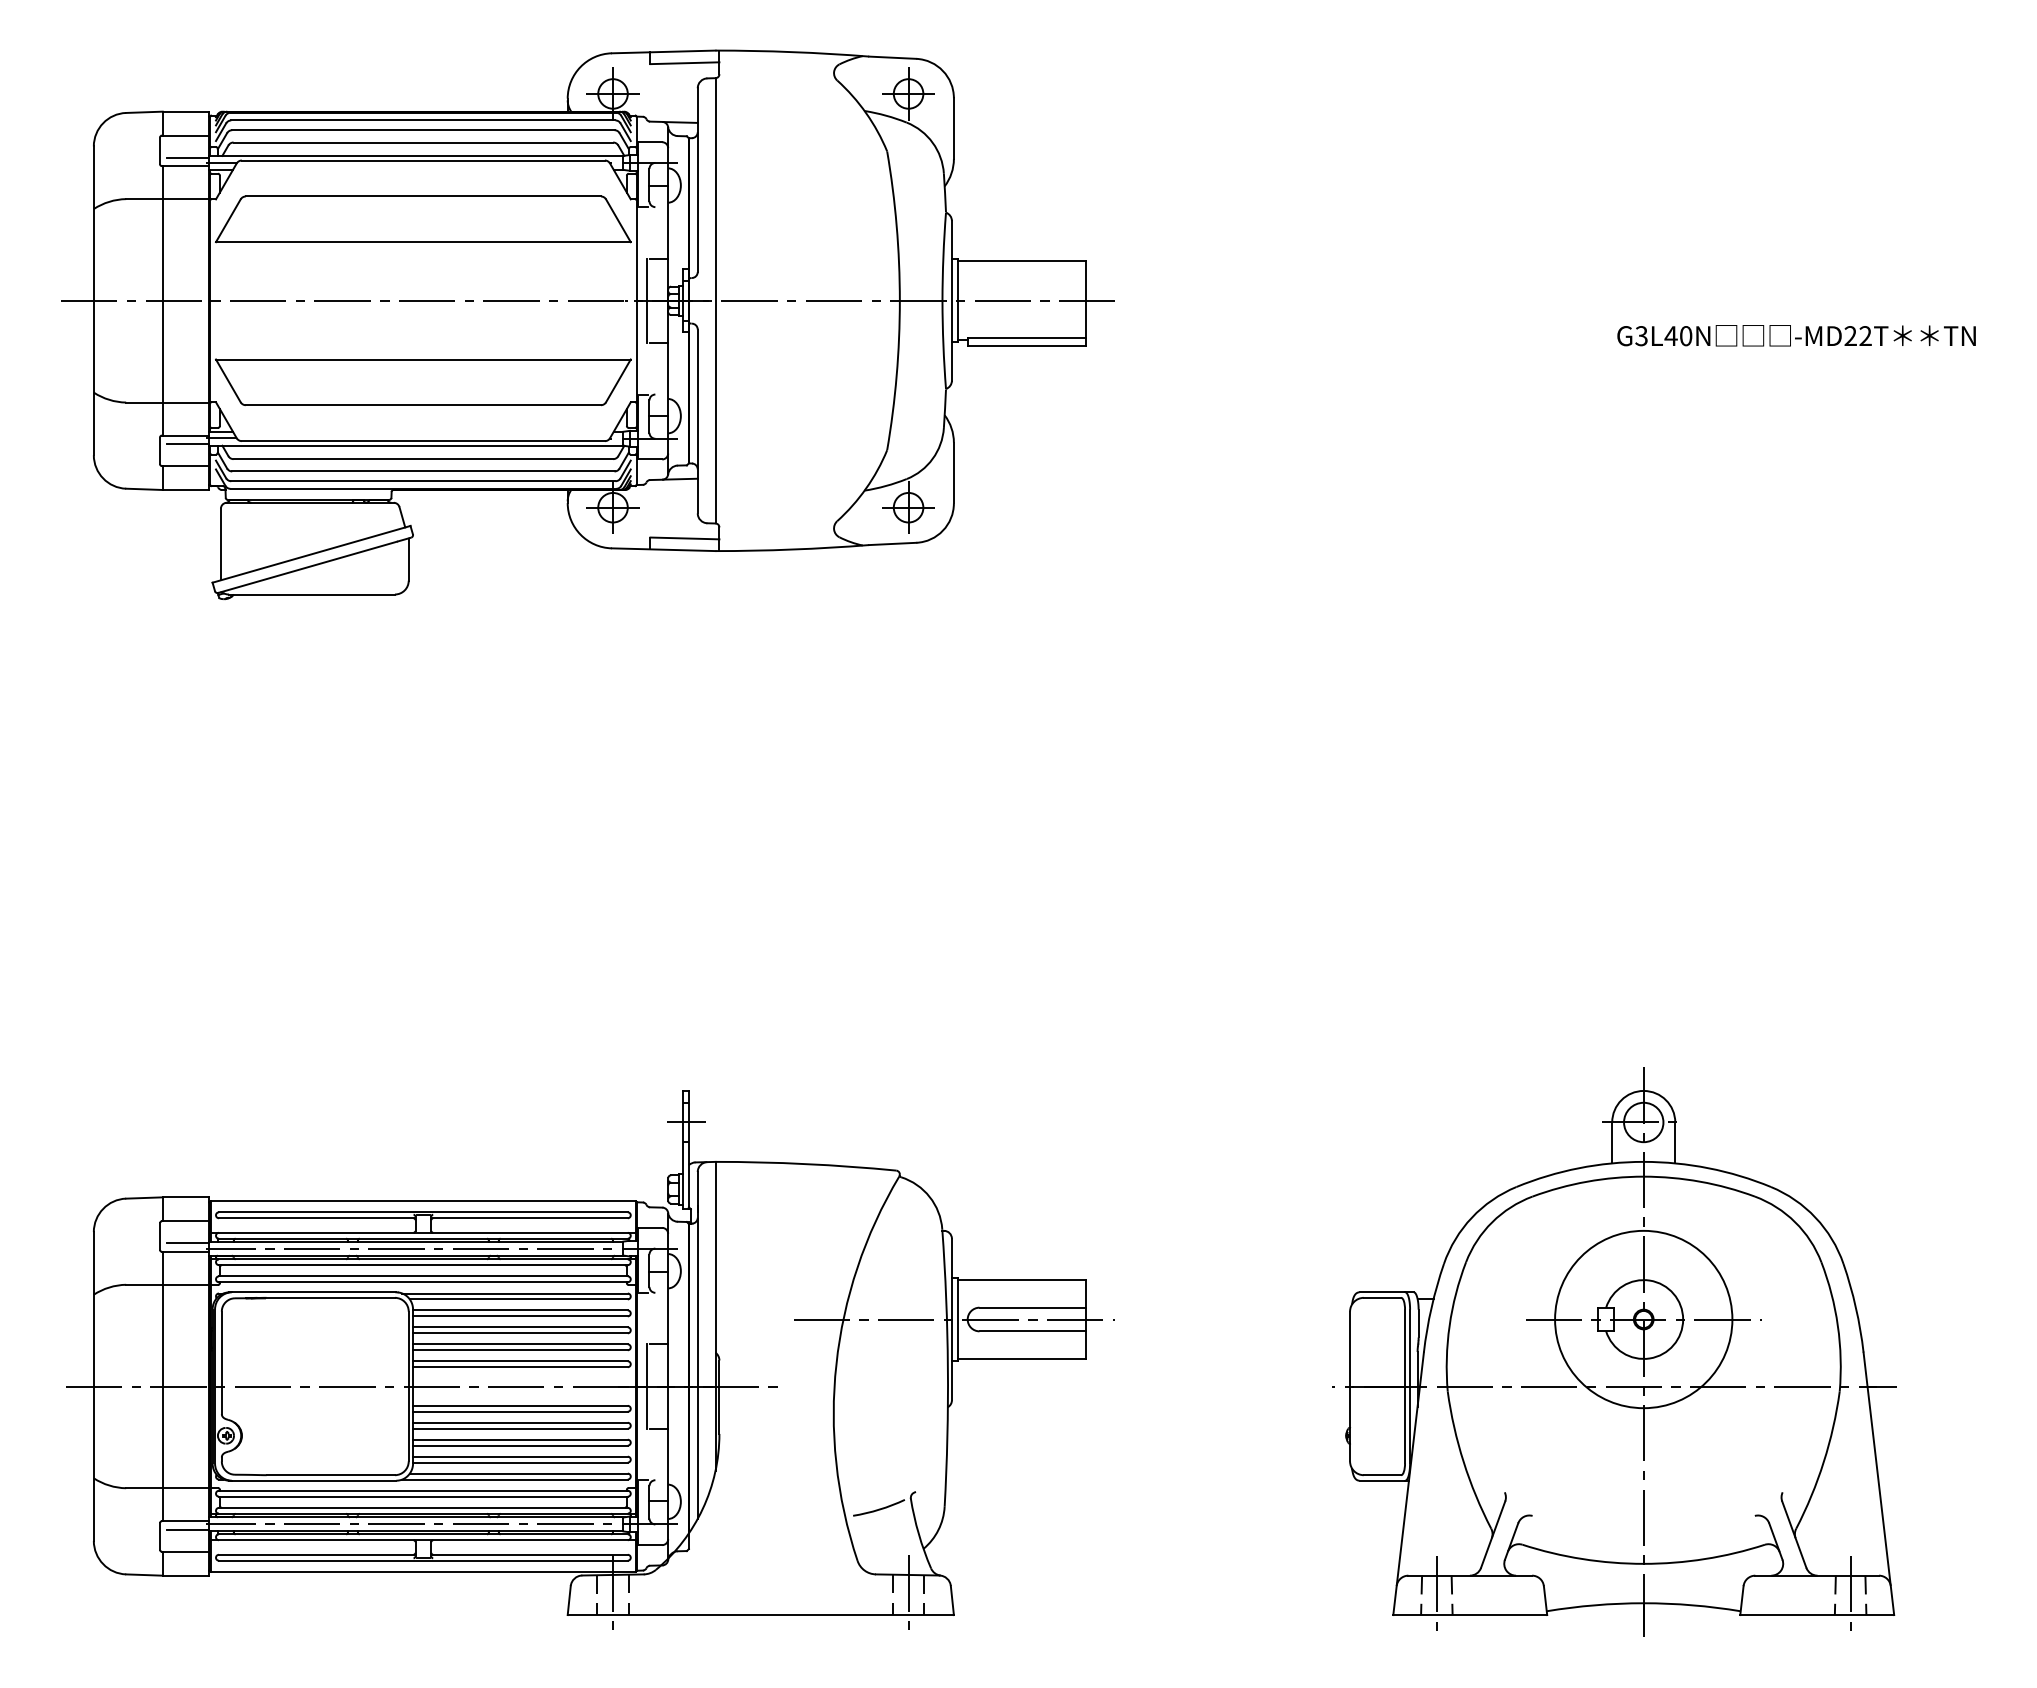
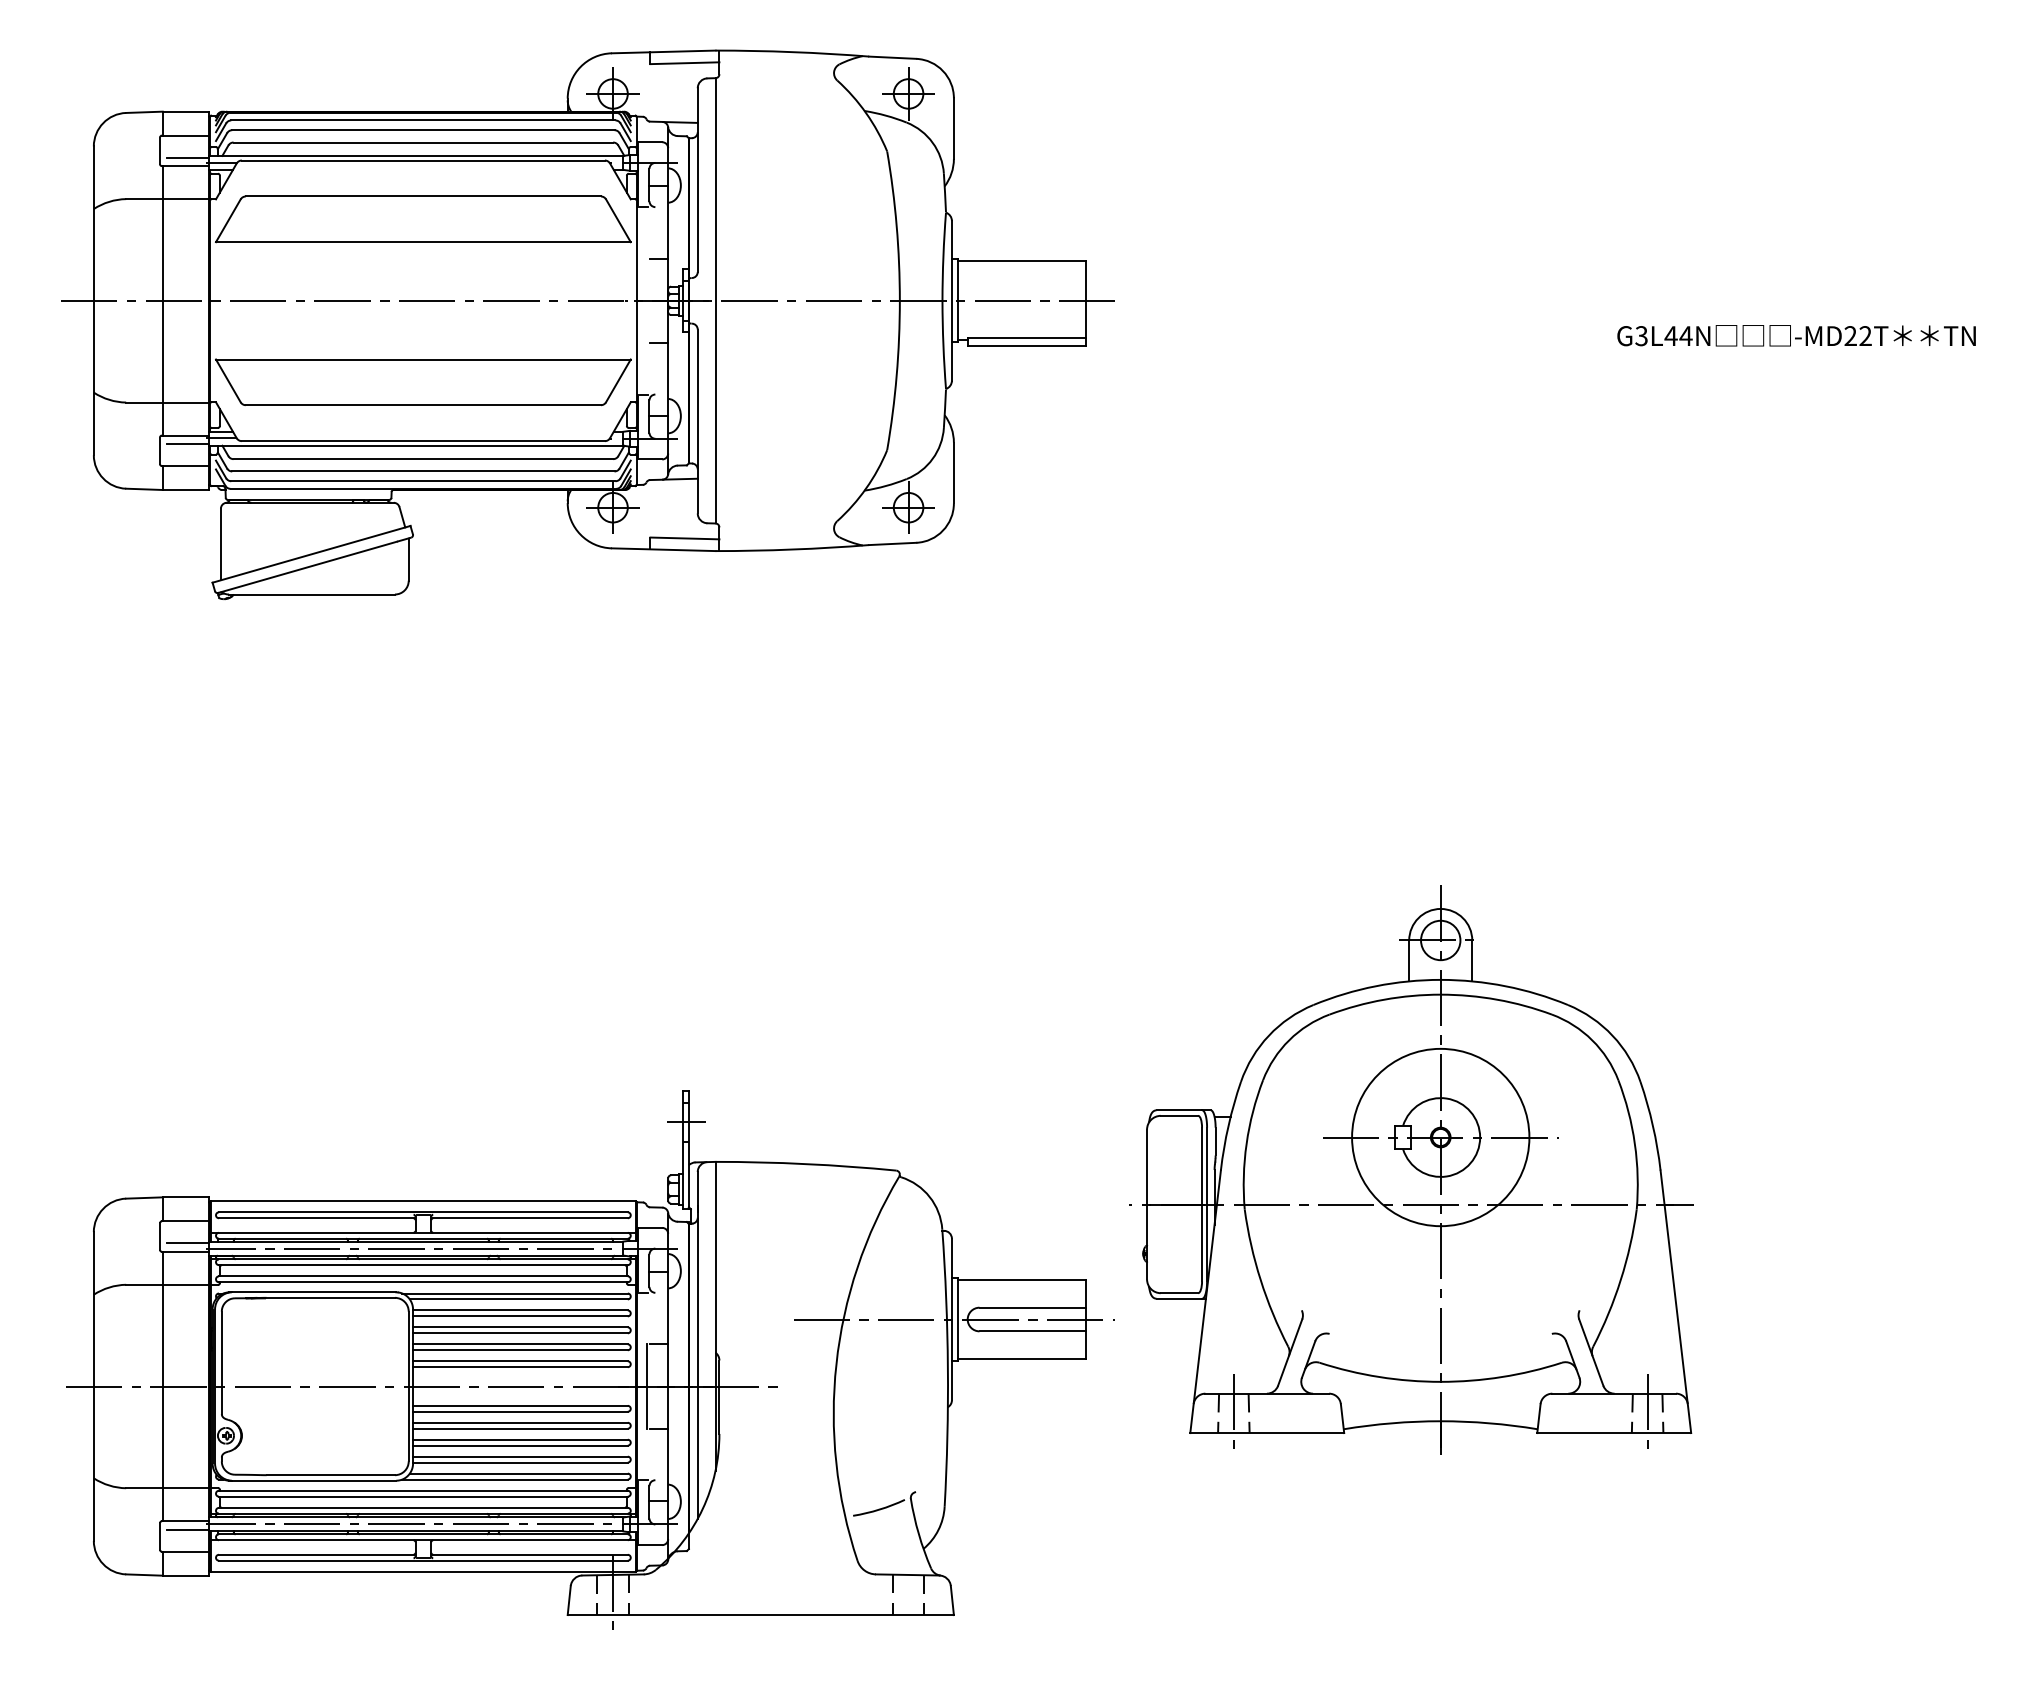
line: present -> none (646, 300)
text: G3L40N -> G3L44N (1685, 336)
part position: (1614, 1351) -> (1411, 1169) (1411, 1169)
line: present -> none (908, 1594)
